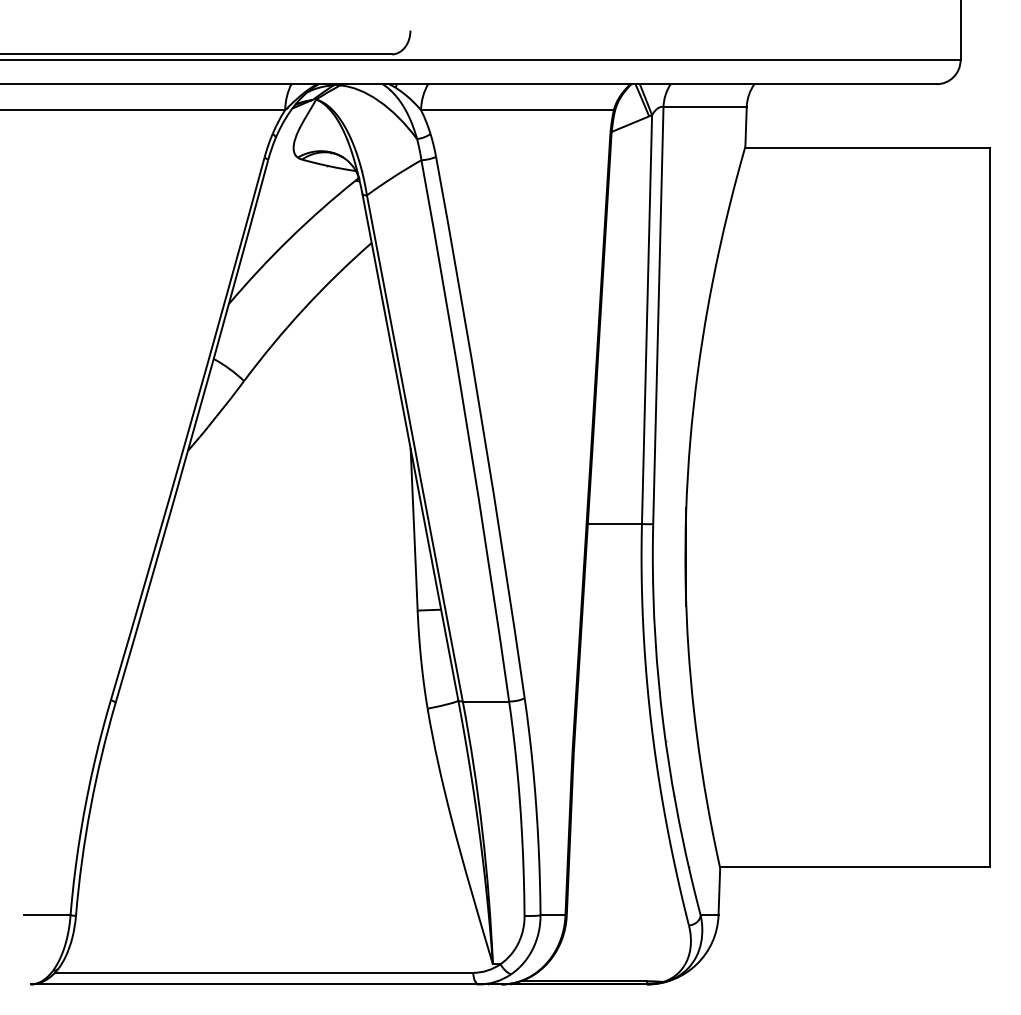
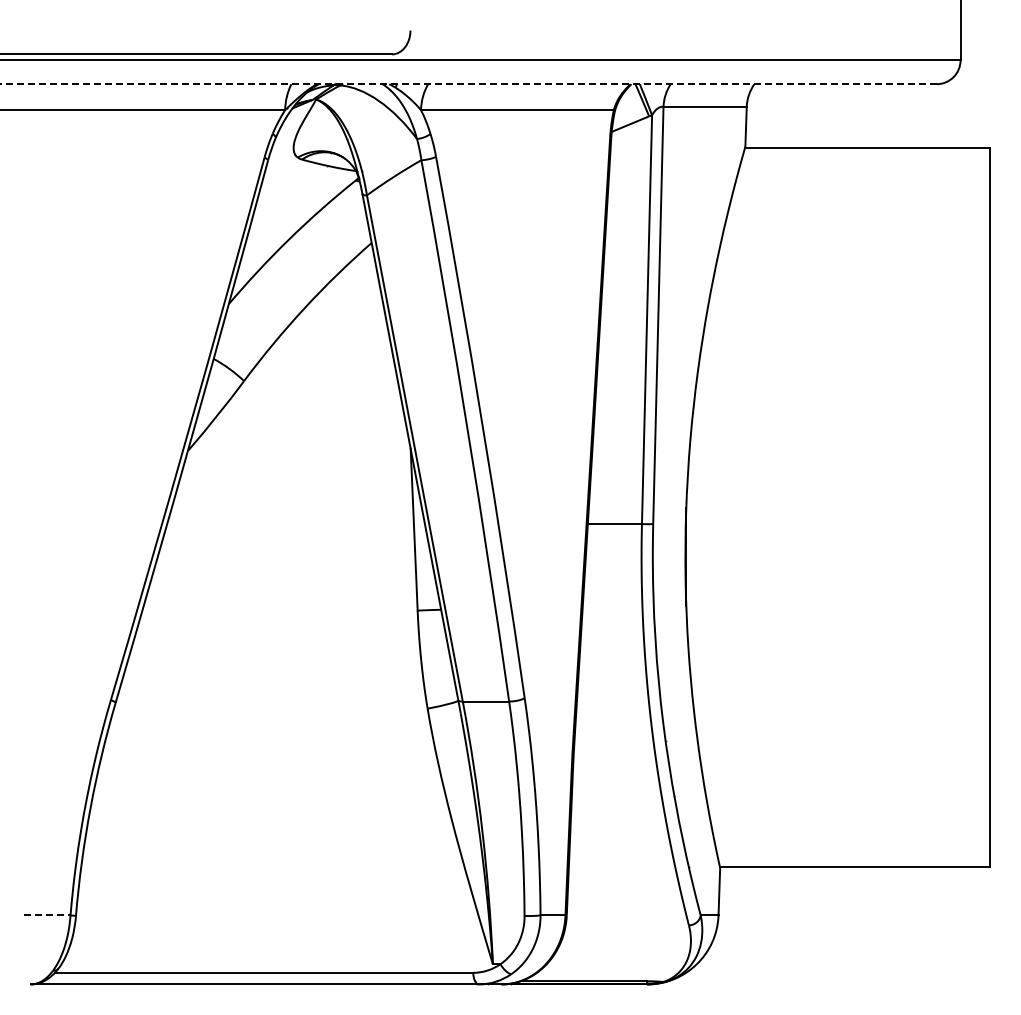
line: solid -> dashed (468, 84)
line: solid -> dashed (47, 915)
